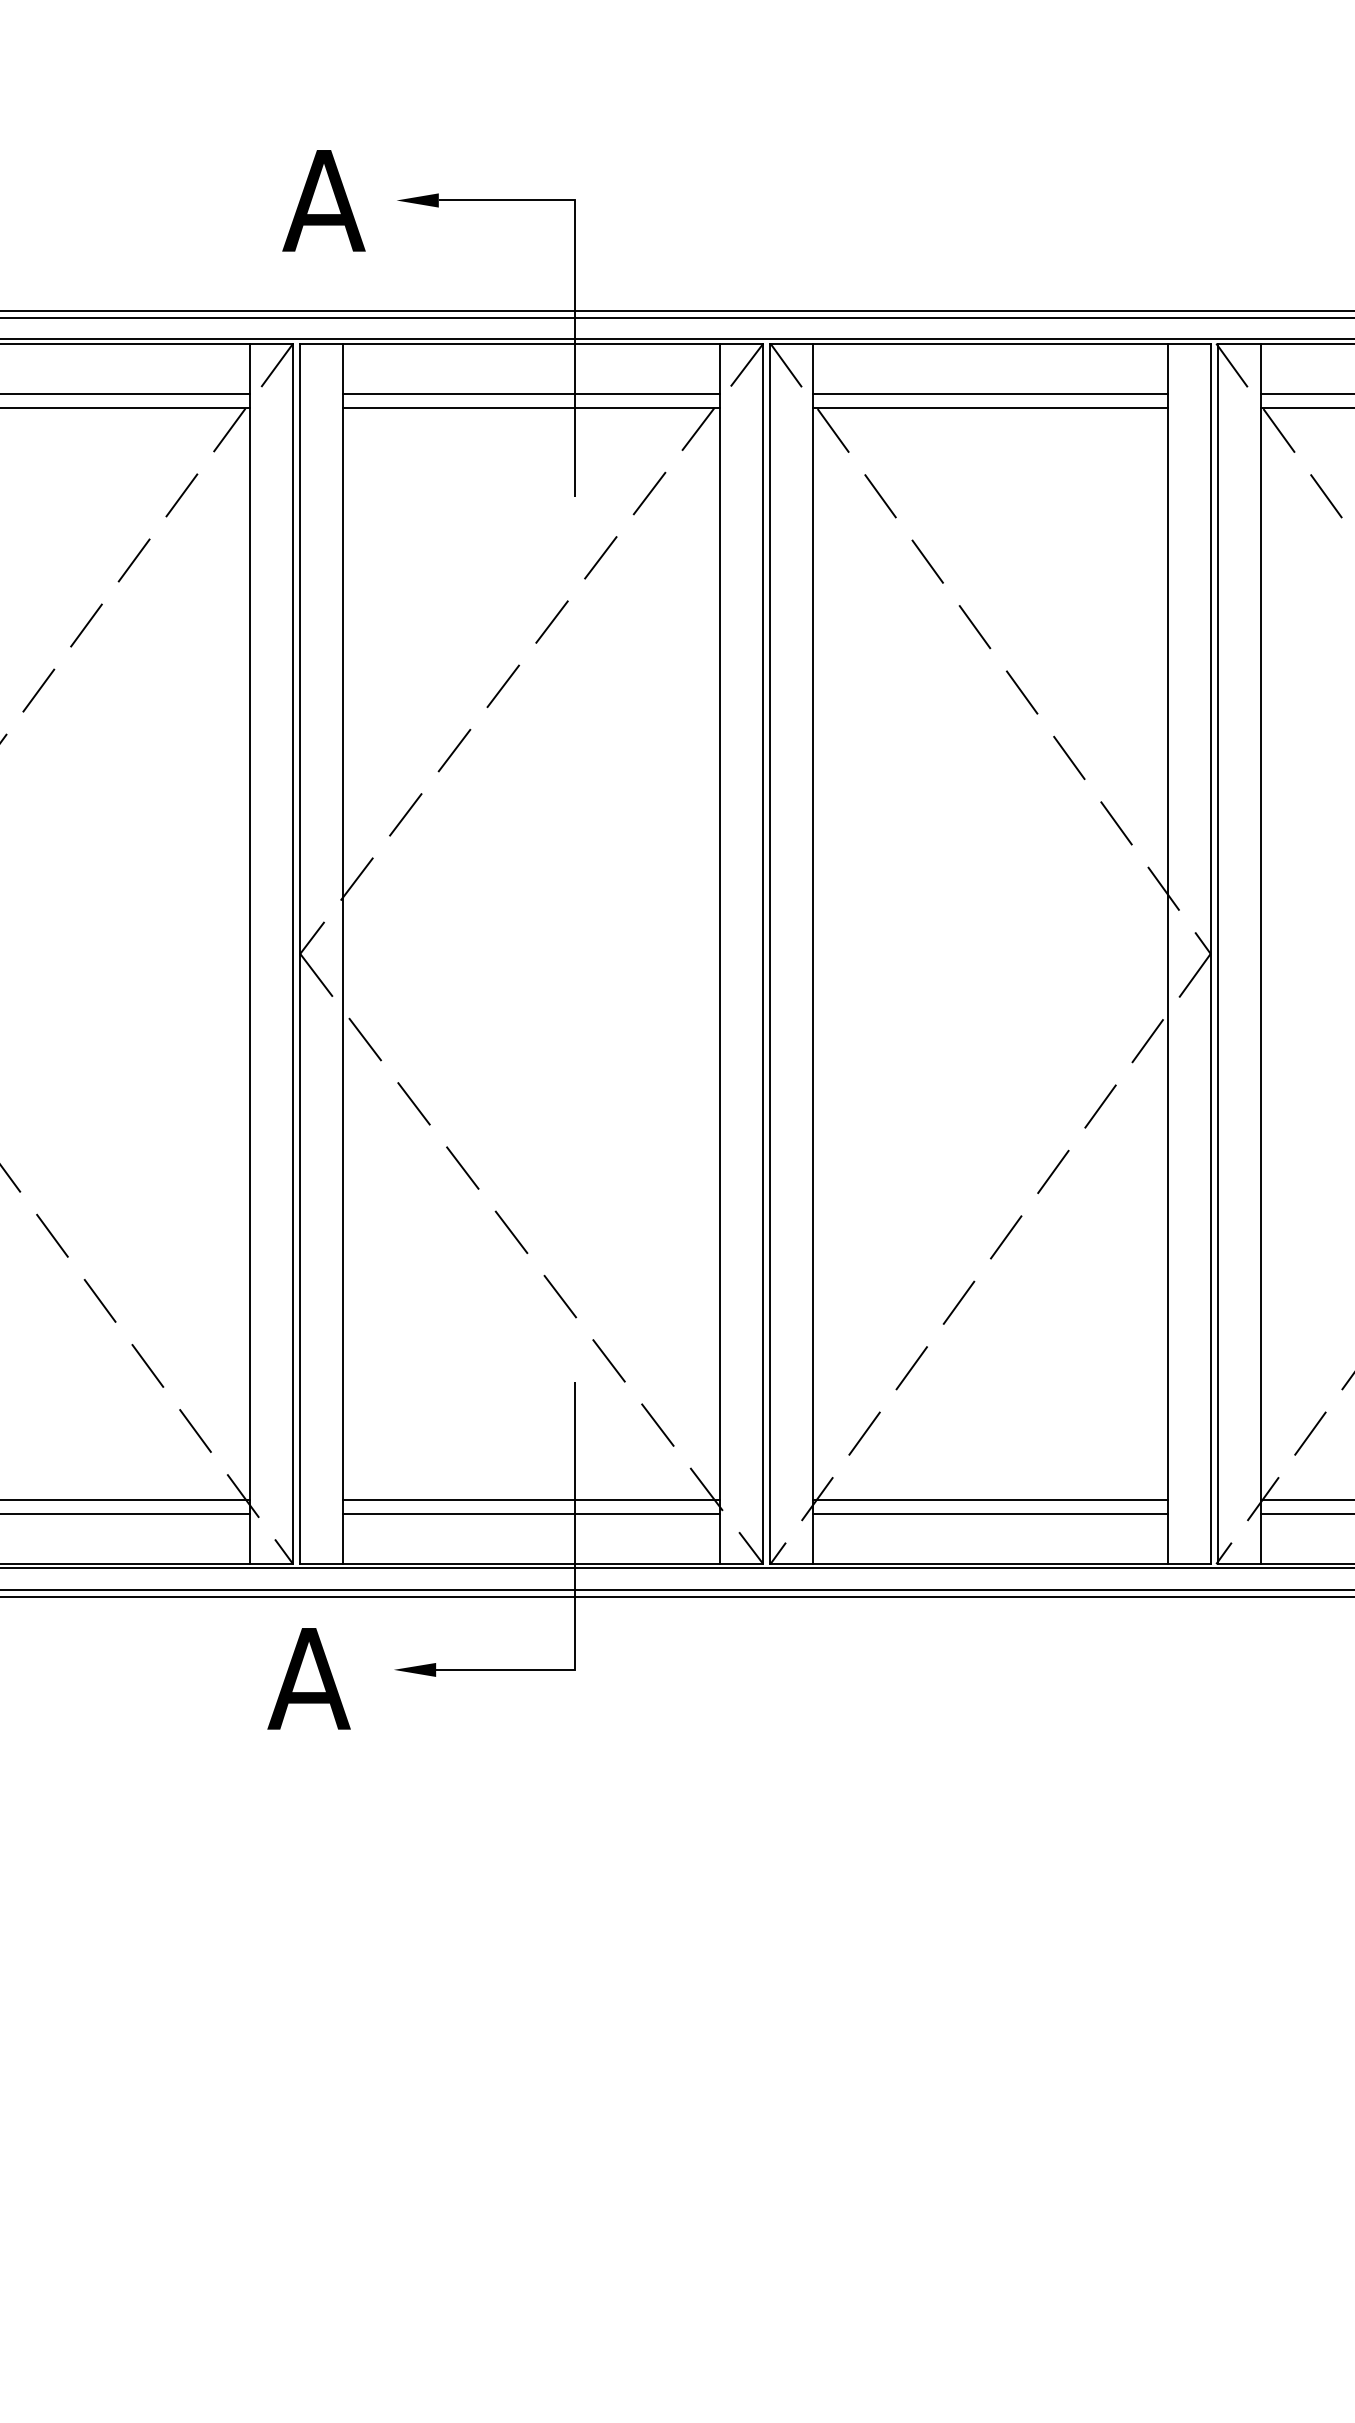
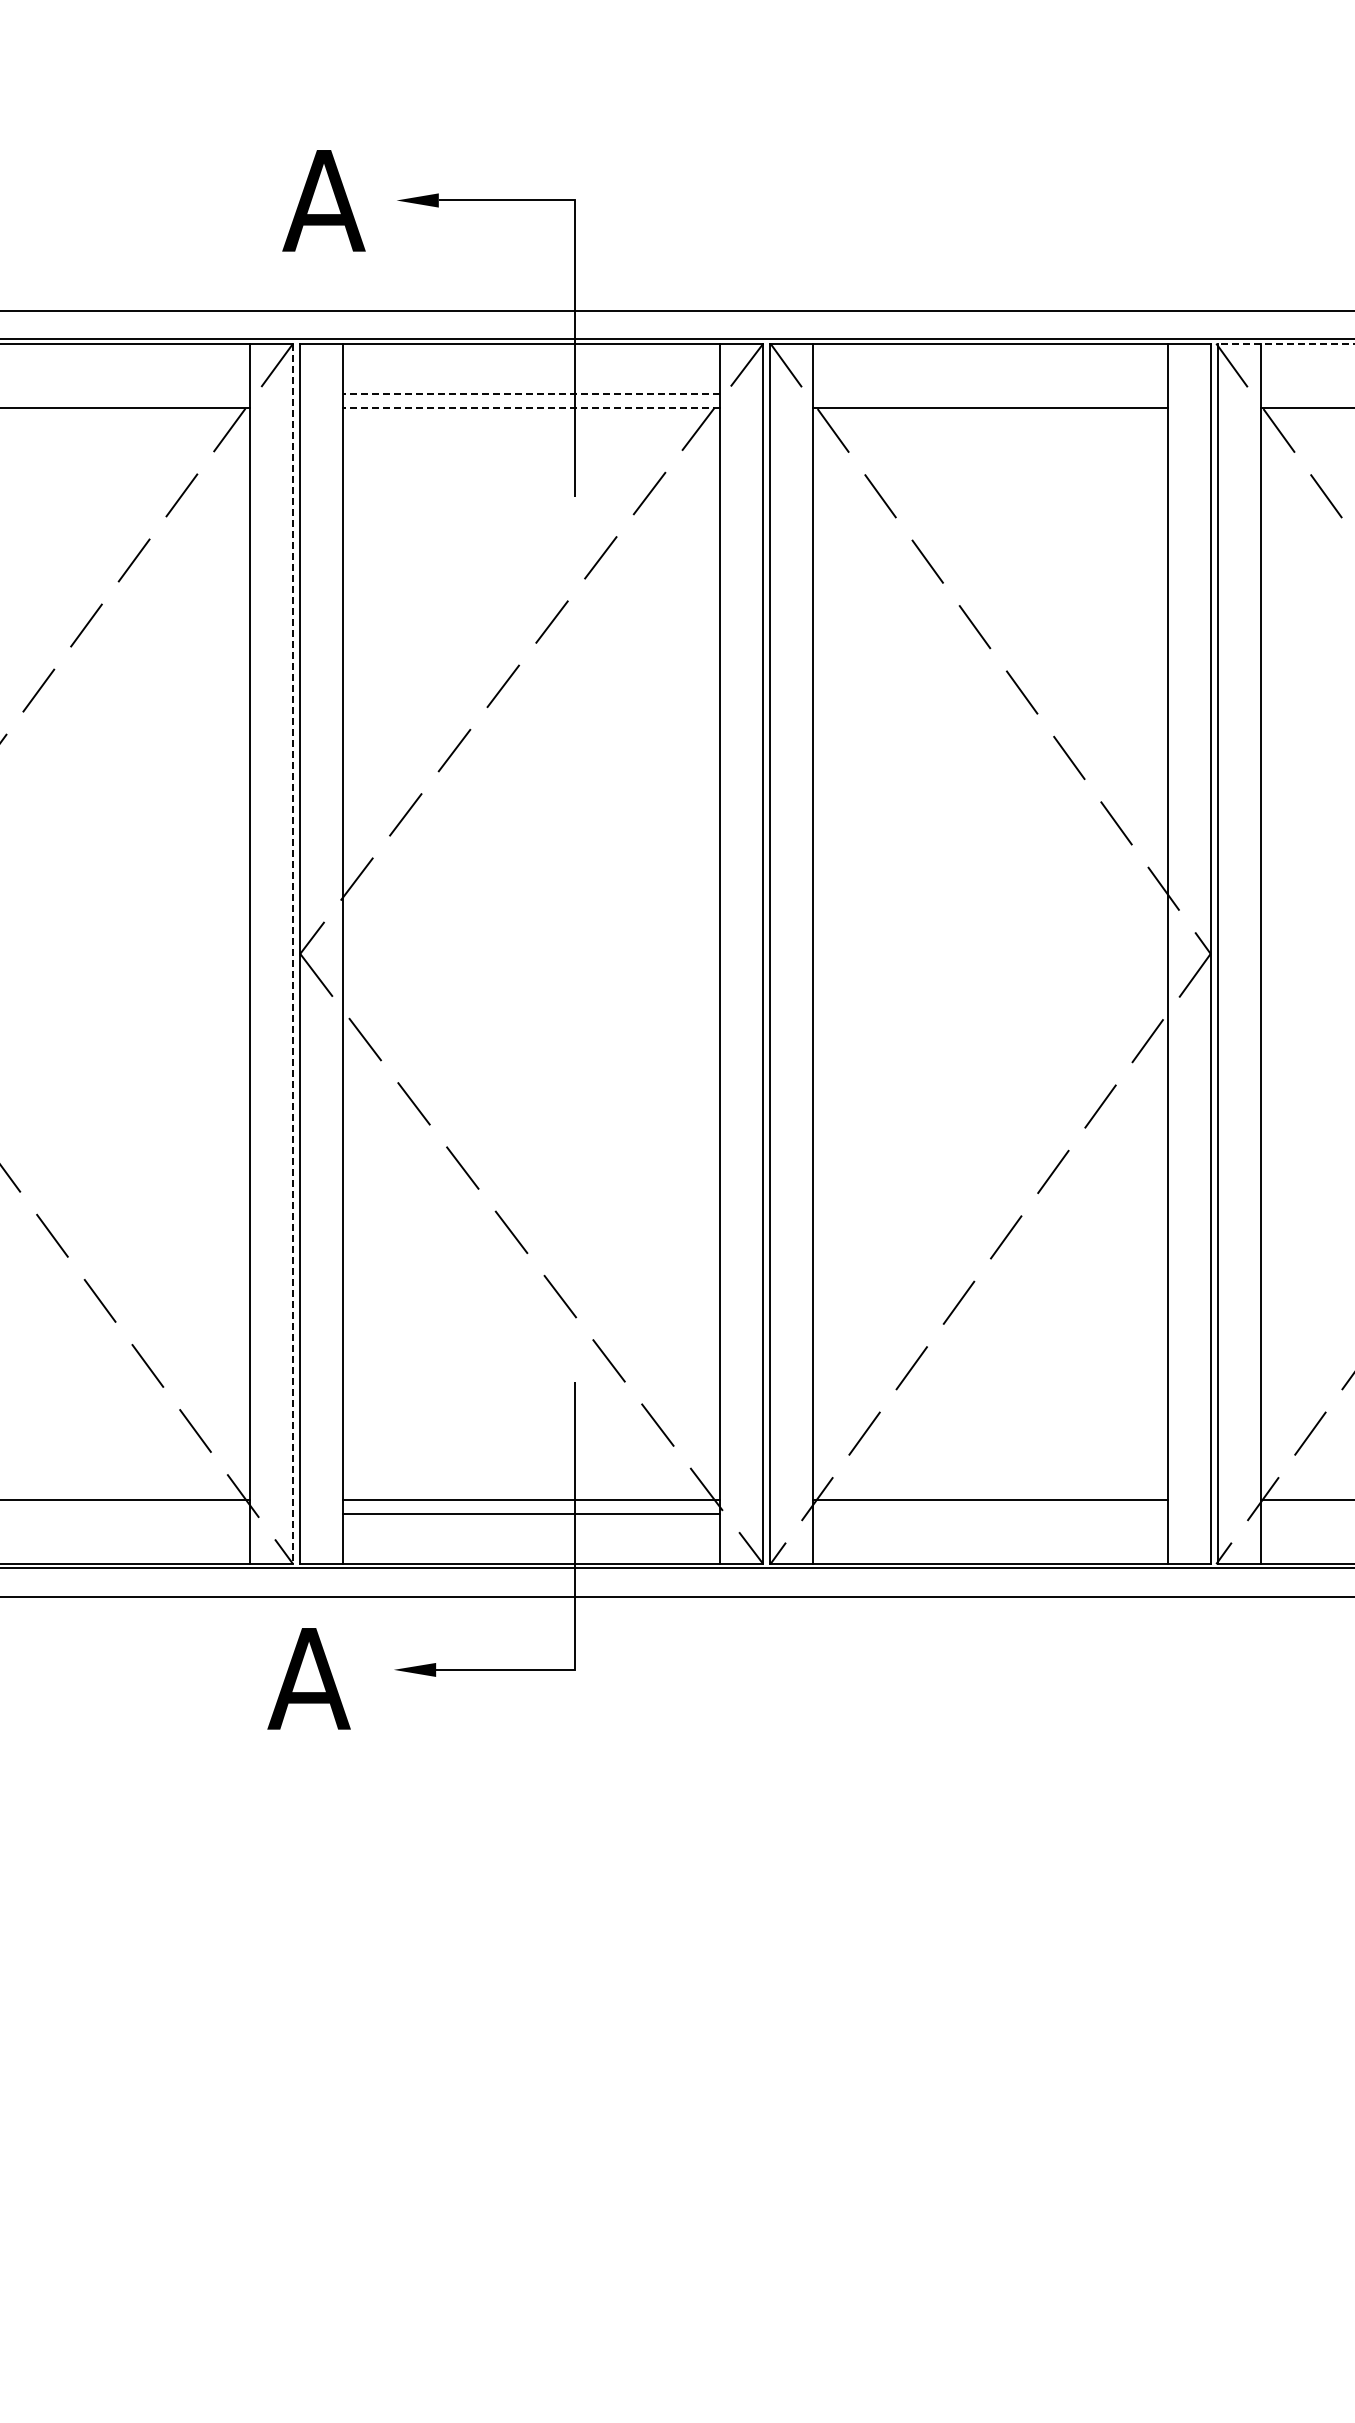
line: present -> none (676, 317)
line: solid -> dashed (1285, 343)
line: present -> none (126, 393)
line: solid -> dashed (531, 393)
line: present -> none (990, 393)
line: present -> none (1305, 393)
line: solid -> dashed (531, 407)
line: solid -> dashed (293, 954)
line: present -> none (126, 1514)
line: present -> none (990, 1514)
line: present -> none (1305, 1514)
line: present -> none (676, 1589)
